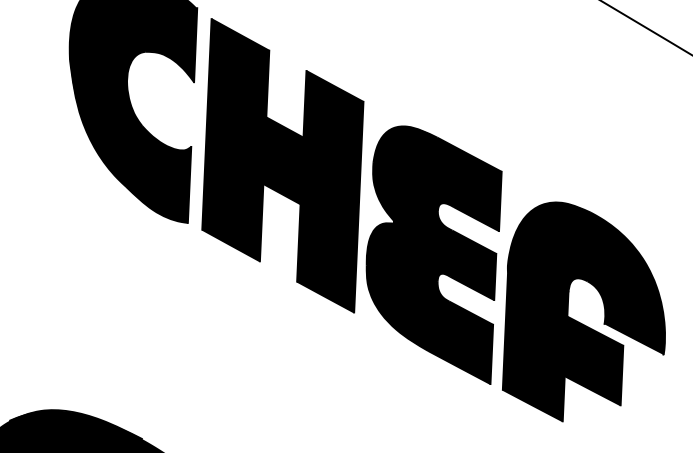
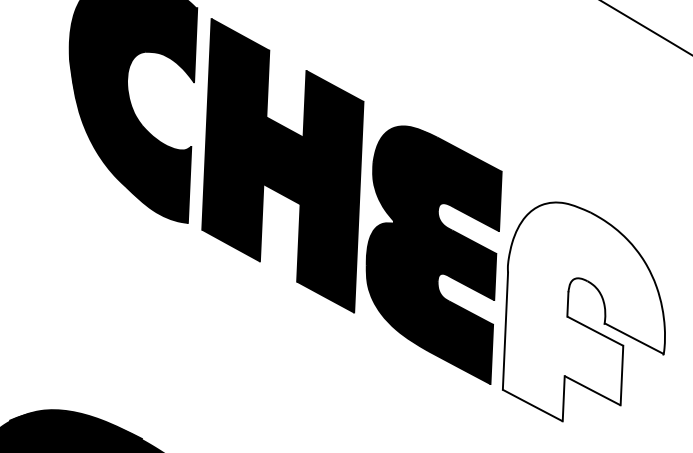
fill: present -> none (583, 311)
